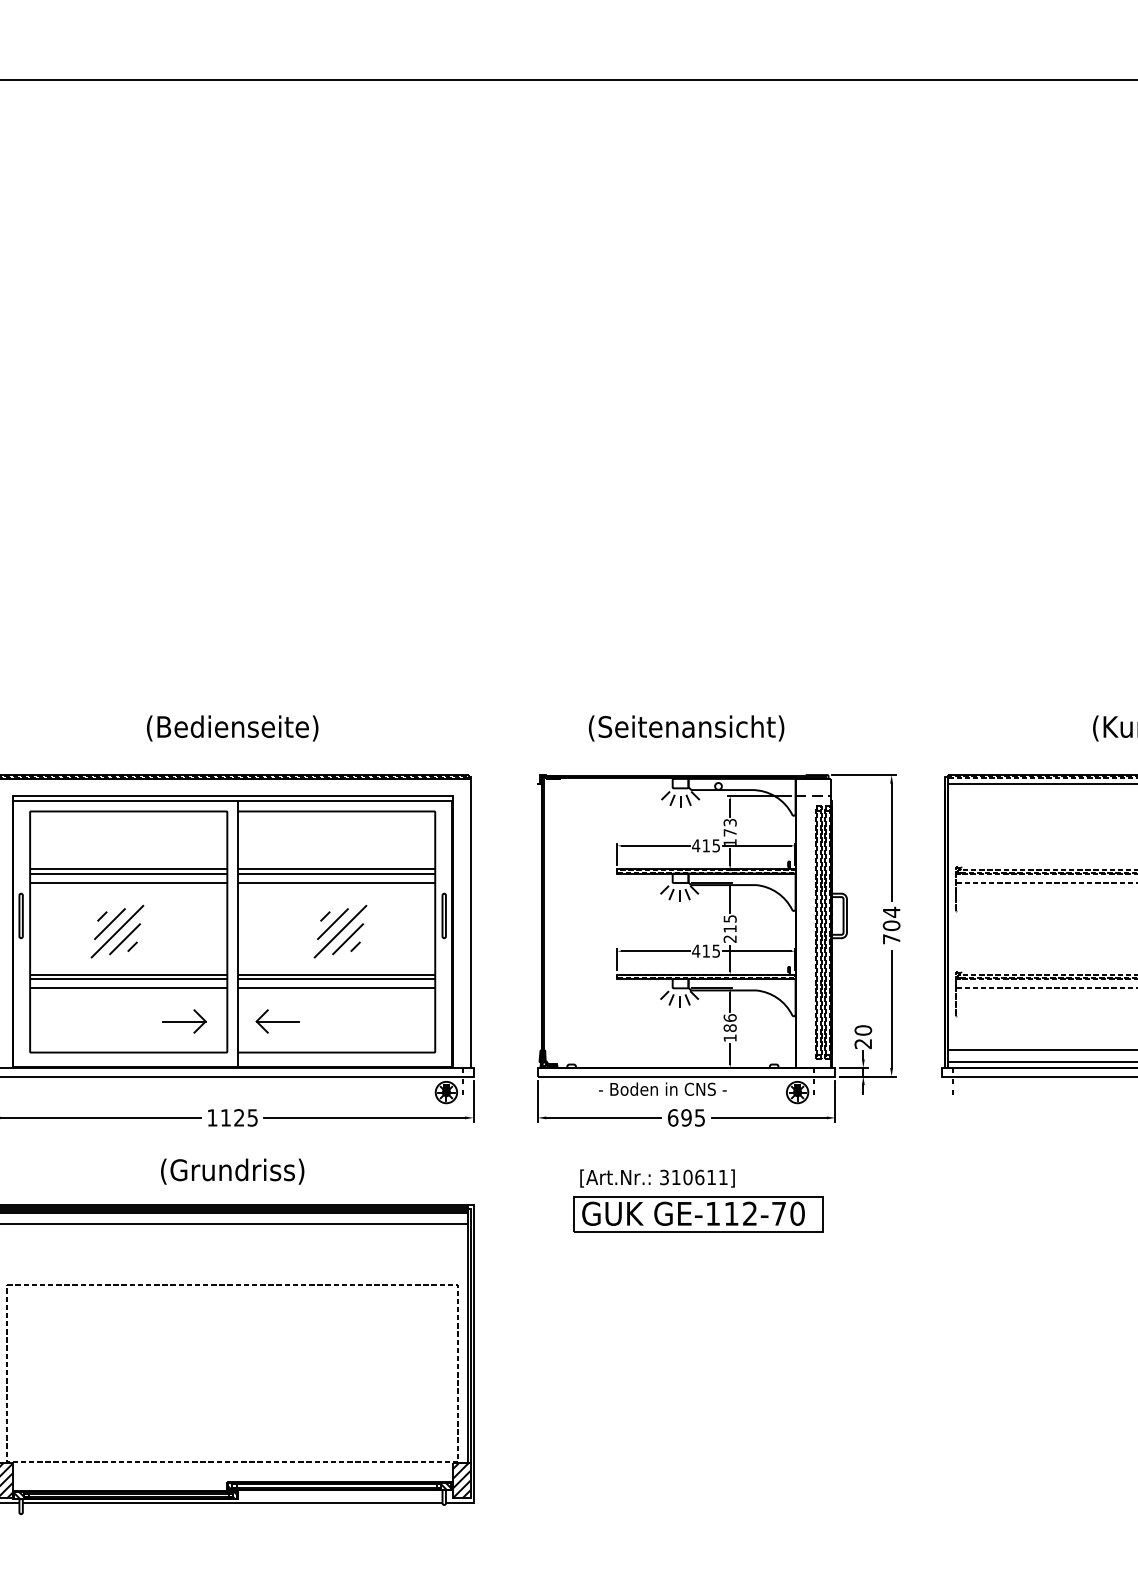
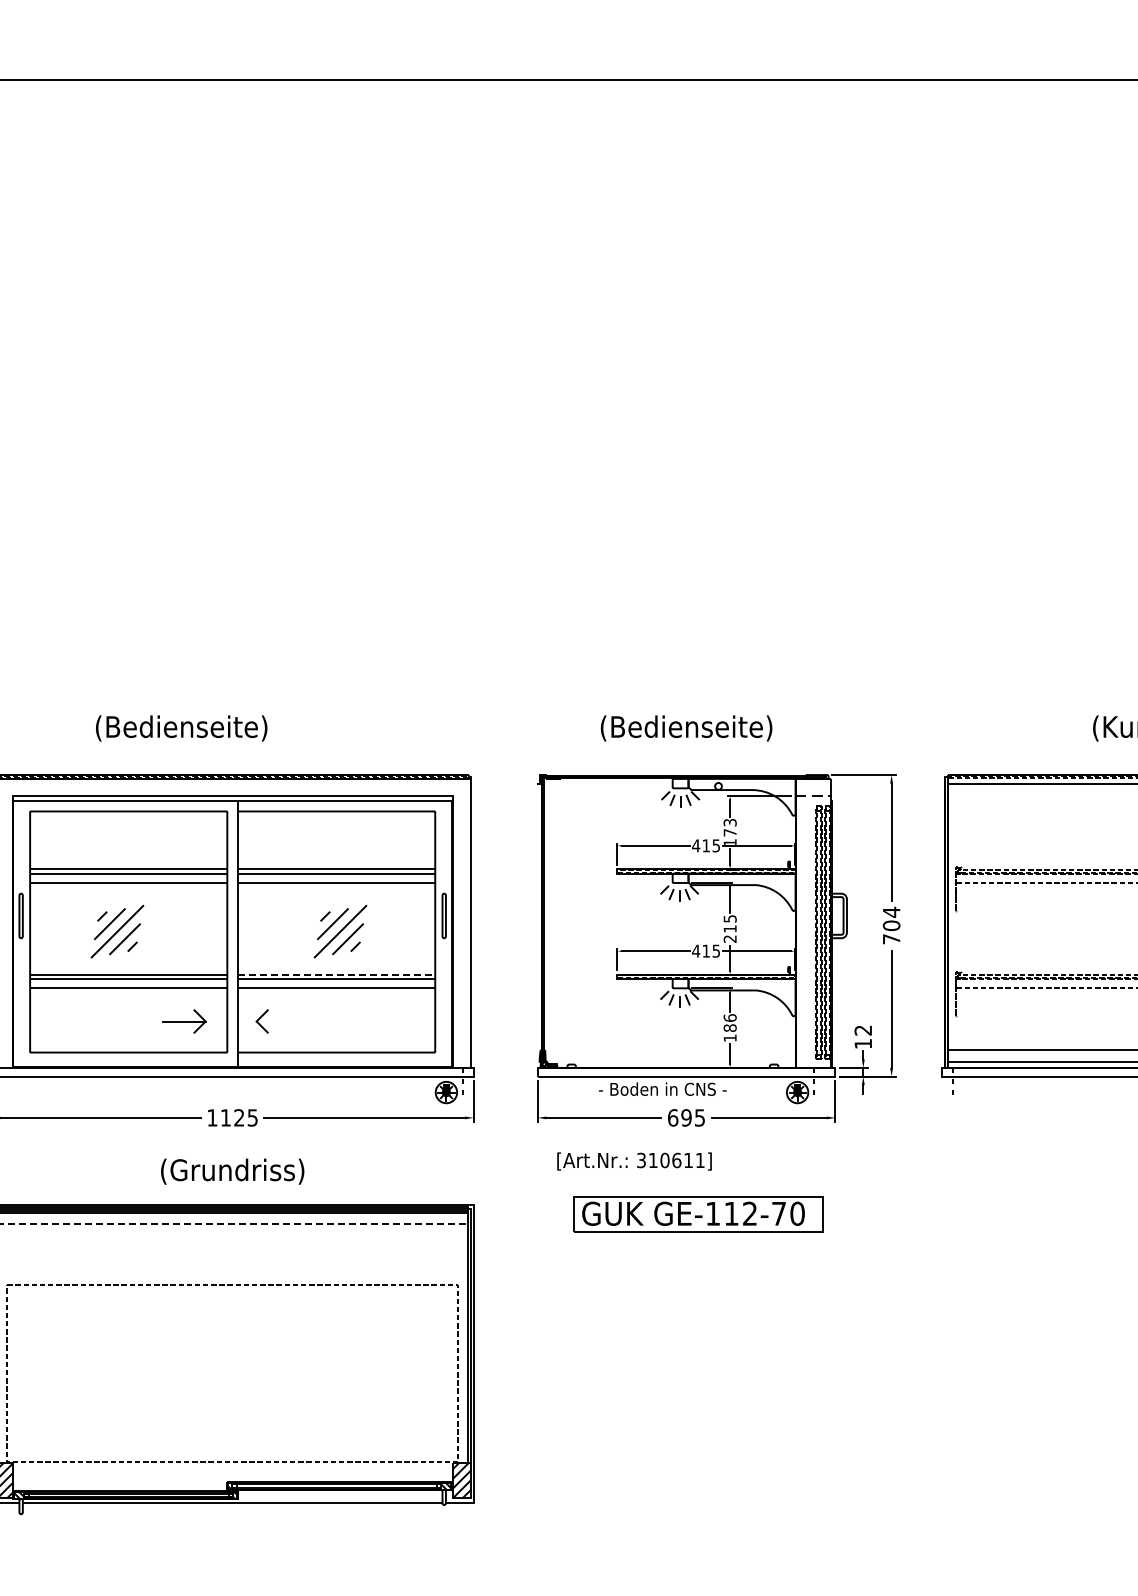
text position: (232, 728) -> (181, 728) (181, 728)
text: (Seitenansicht) -> (Bedienseite) (686, 728)
line: solid -> dashed (336, 974)
line: present -> none (277, 1021)
text: 20 -> 12 (863, 1037)
text position: (657, 1178) -> (634, 1161) (634, 1161)
line: solid -> dashed (240, 1224)
